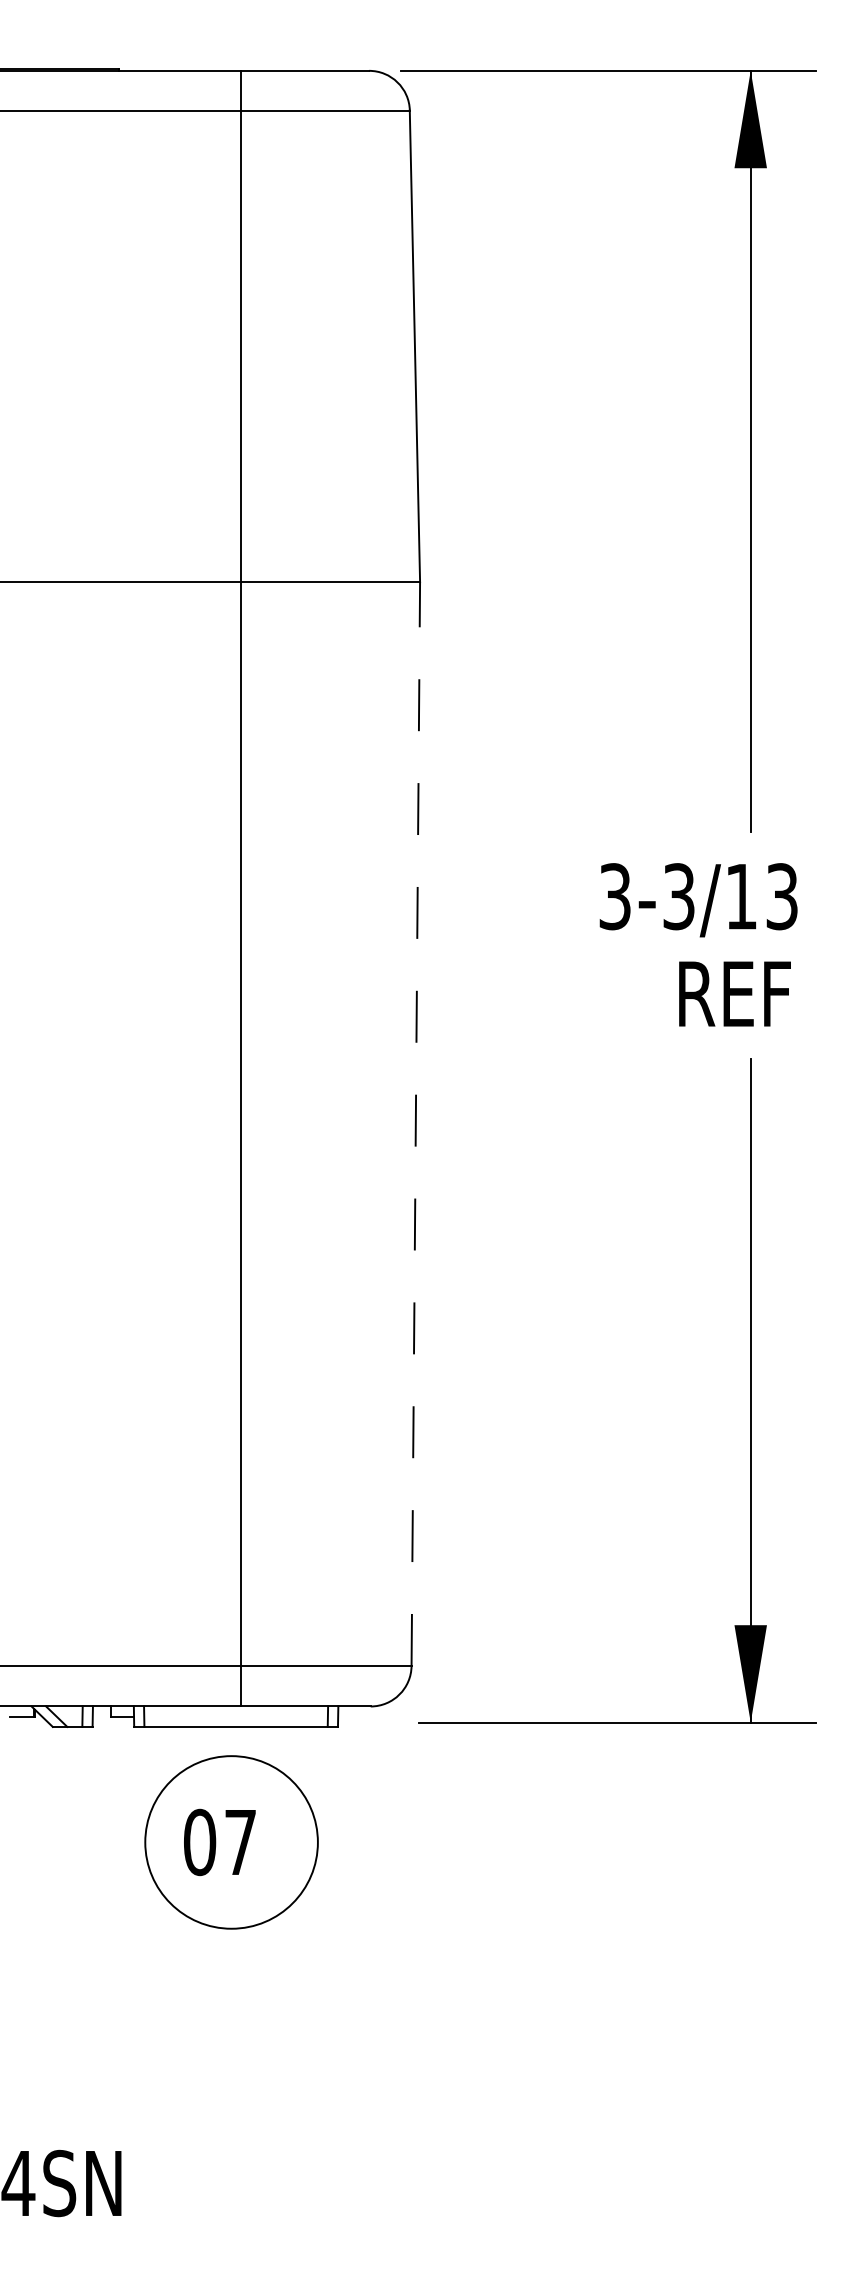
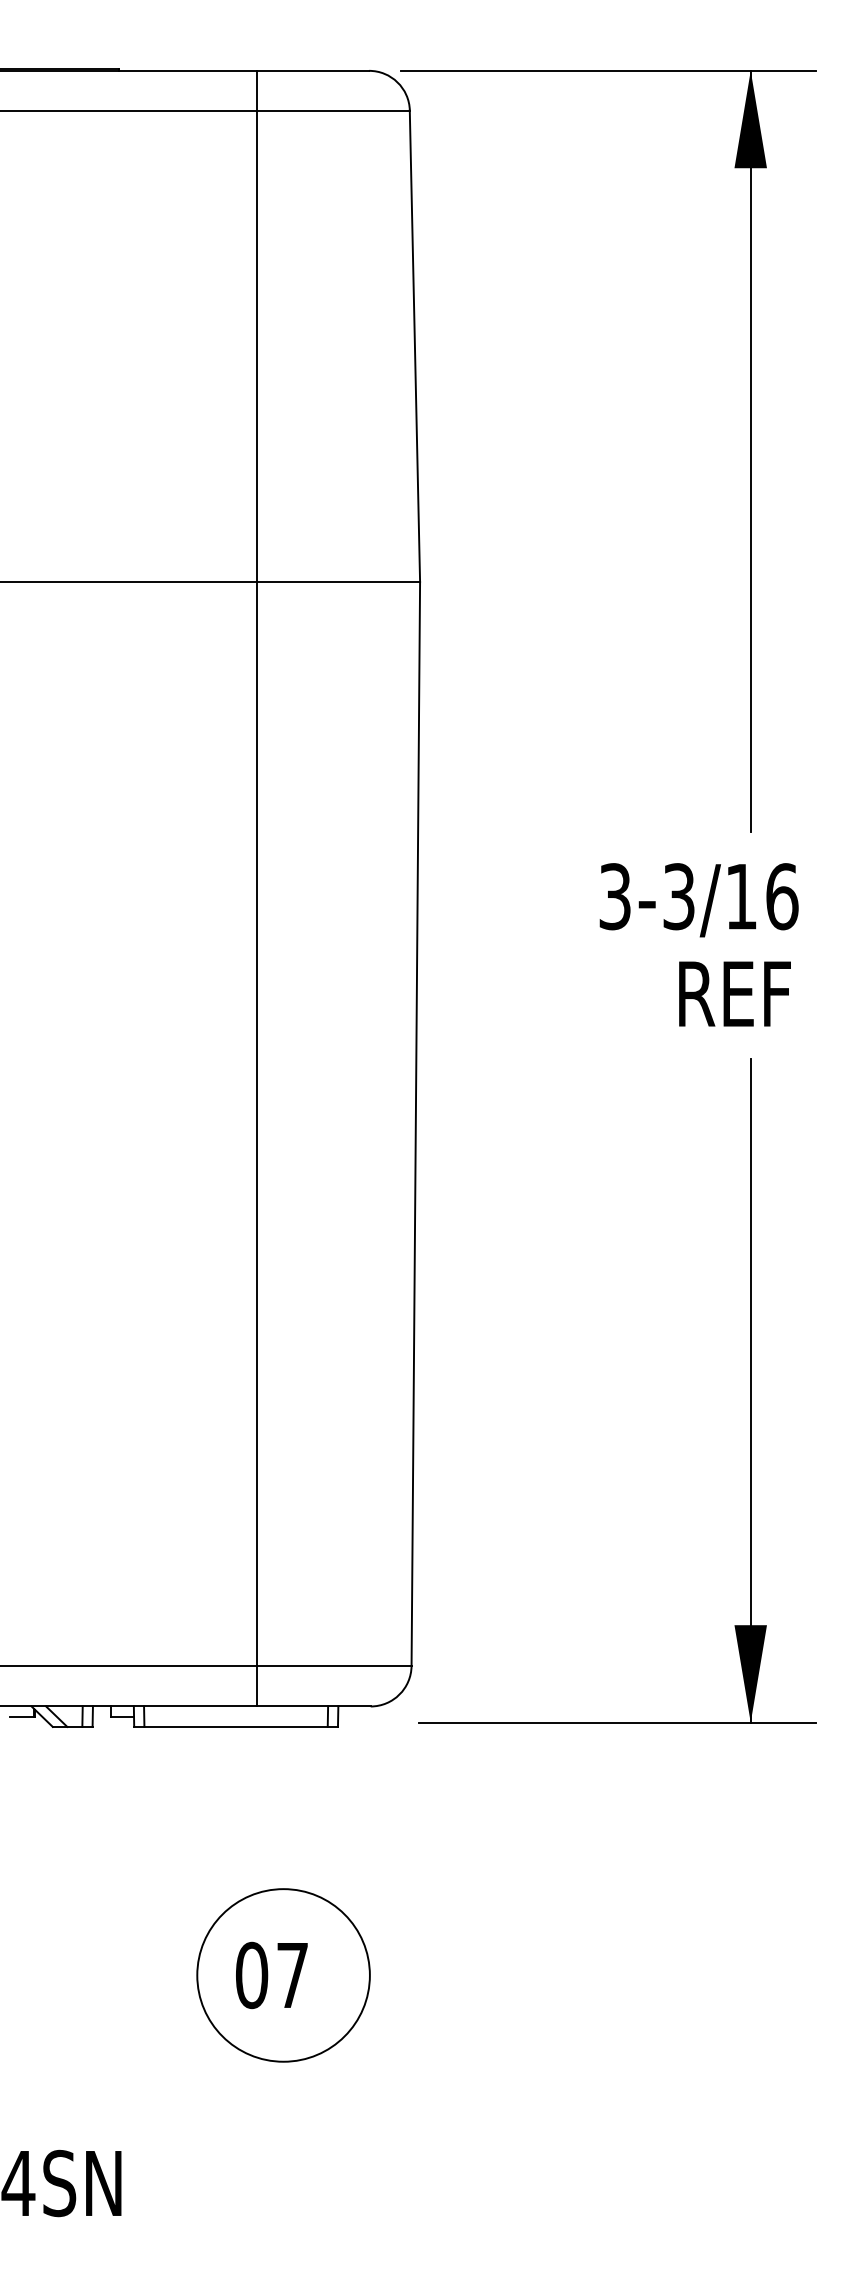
line position: (240, 888) -> (256, 888) (256, 888)
text: 3-3/13 -> 3-3/16 (782, 896)
line: dashed -> solid (415, 1123)
part position: (231, 1842) -> (283, 1975) (283, 1975)
